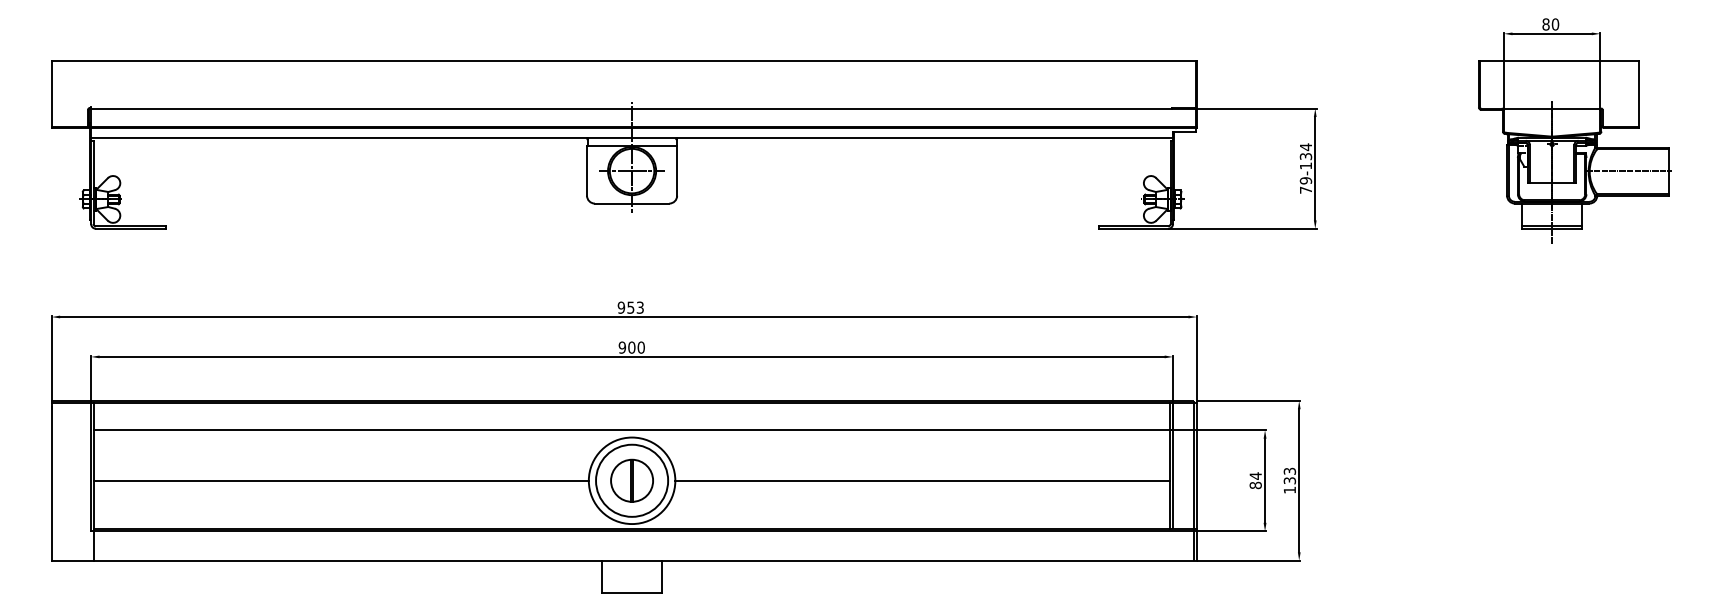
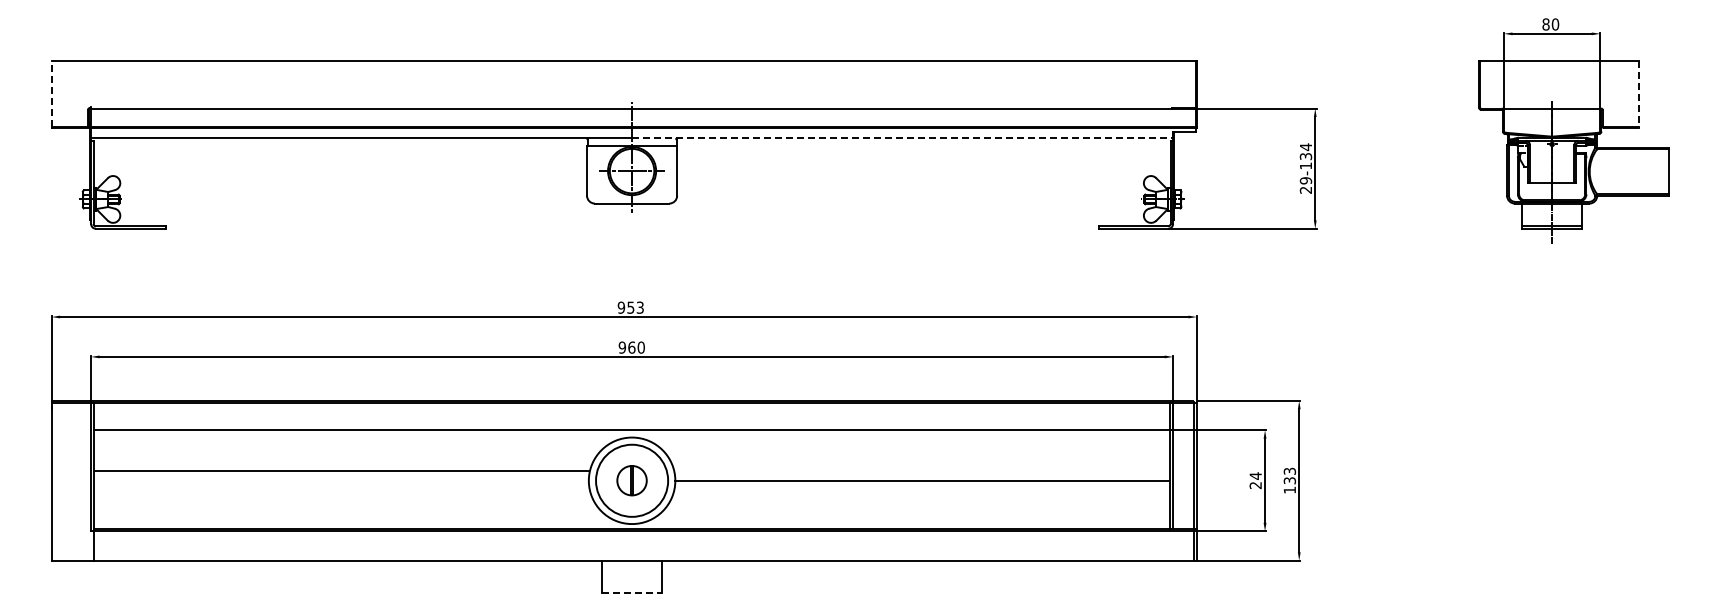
line: solid -> dashed (51, 93)
line: solid -> dashed (1638, 94)
line: solid -> dashed (903, 137)
line: present -> none (1628, 171)
text: 79-134 -> 29-134 (1305, 189)
text: 900 -> 960 (631, 347)
line position: (340, 480) -> (340, 470) (340, 470)
part size: 44x45 px -> 32x32 px (631, 480)
text: 84 -> 24 (1255, 485)
line: solid -> dashed (632, 592)
